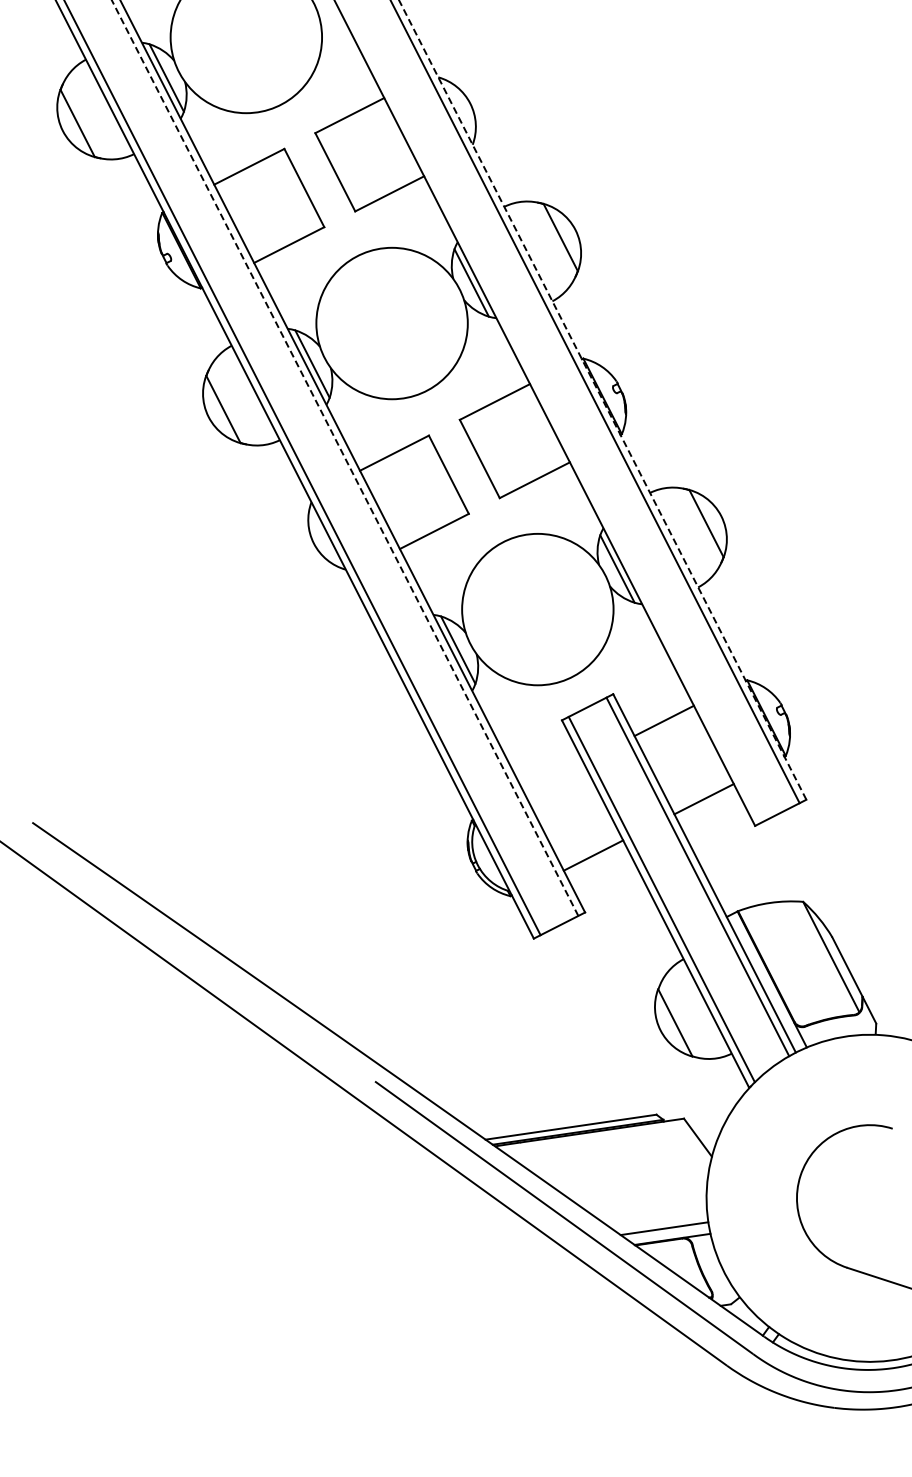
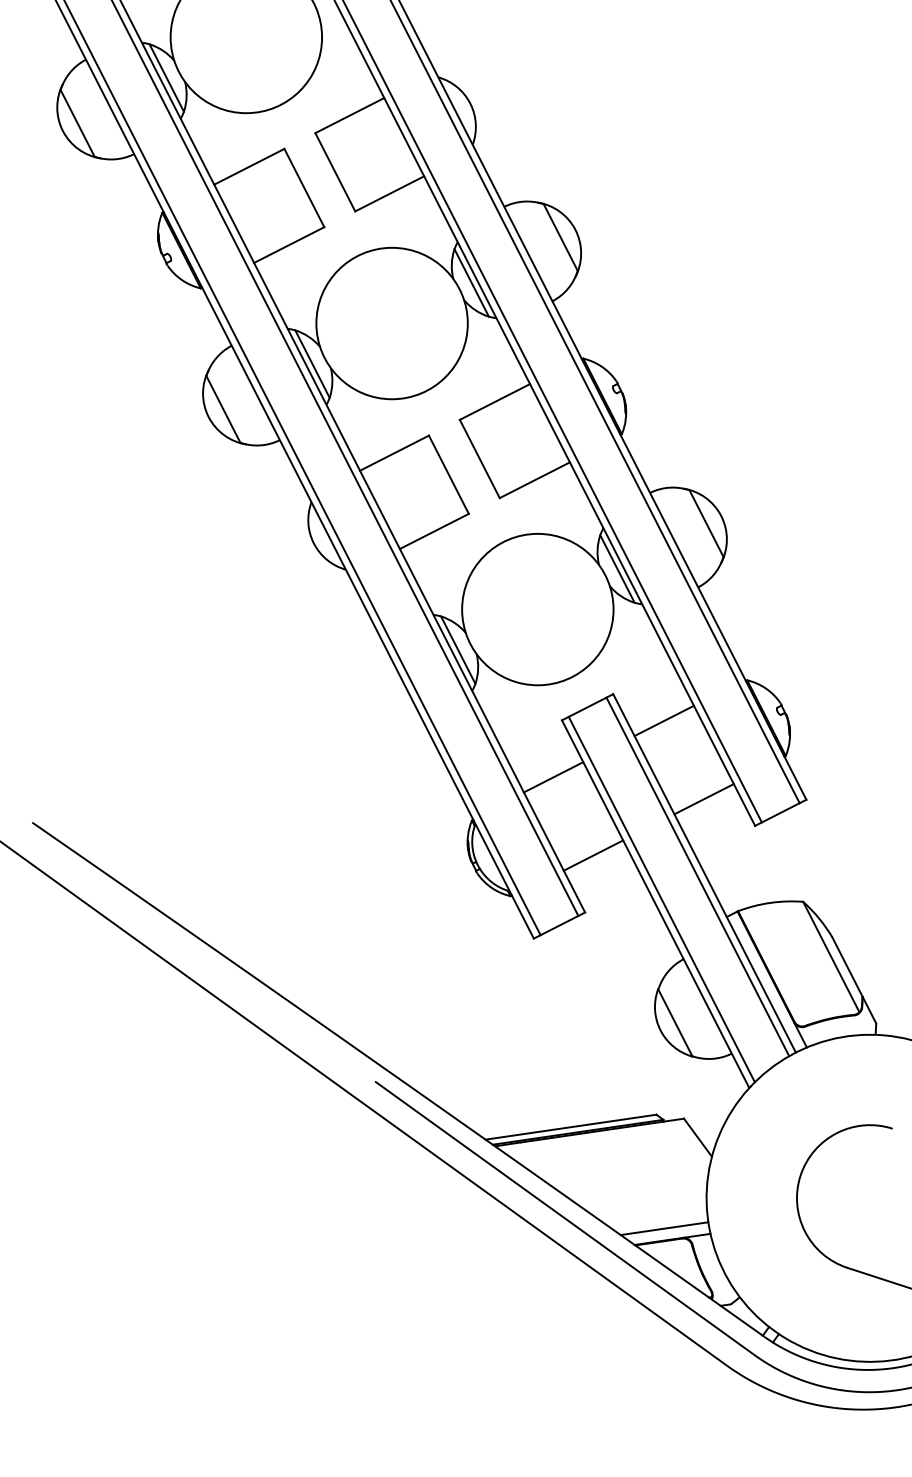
line: dashed -> solid (602, 399)
line: none -> present (552, 412)
line: dashed -> solid (345, 458)
line: none -> present (553, 777)
